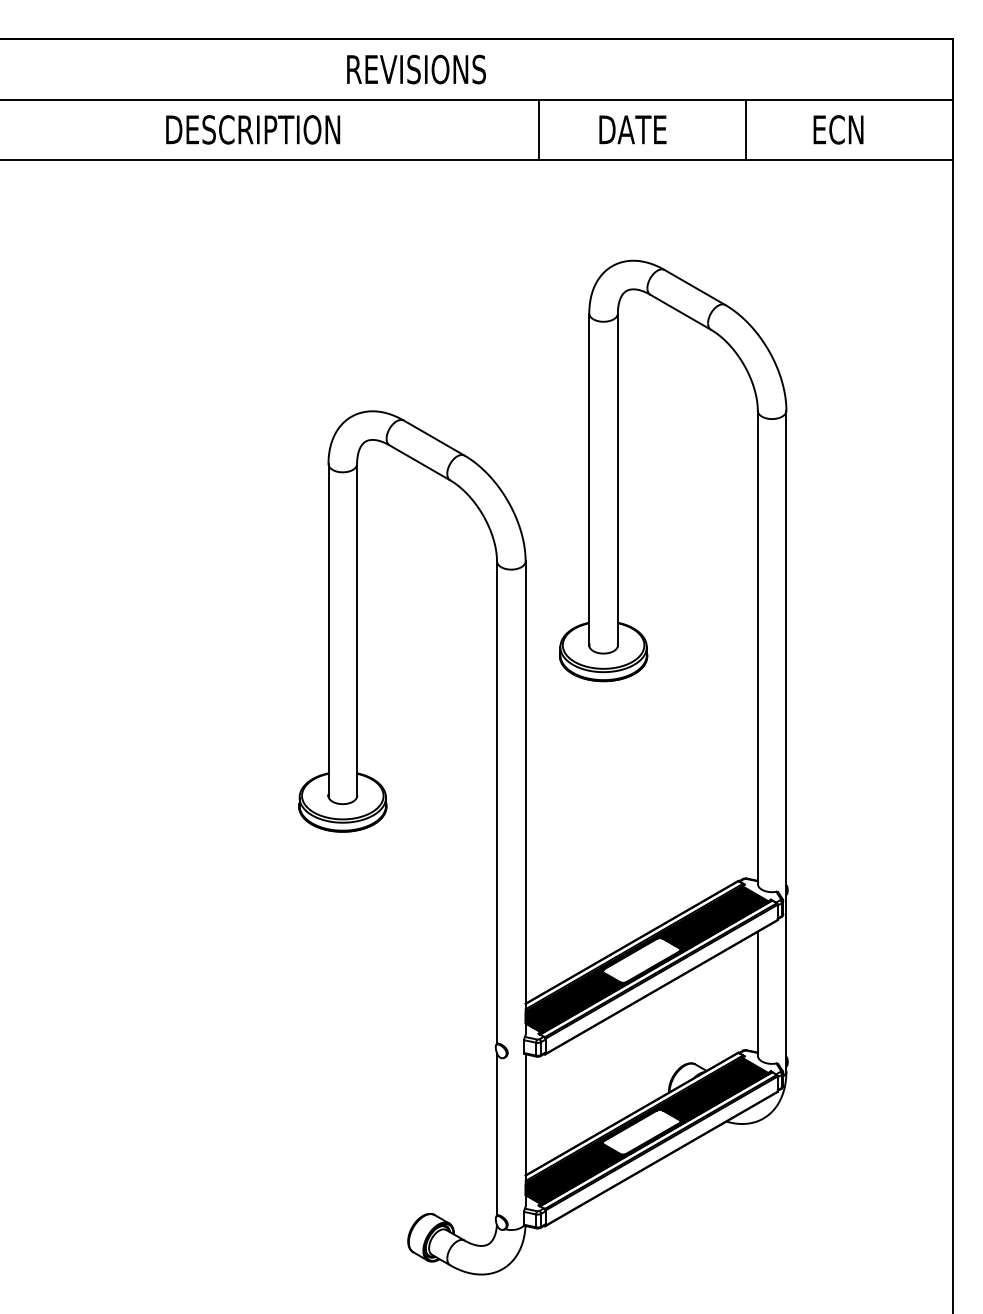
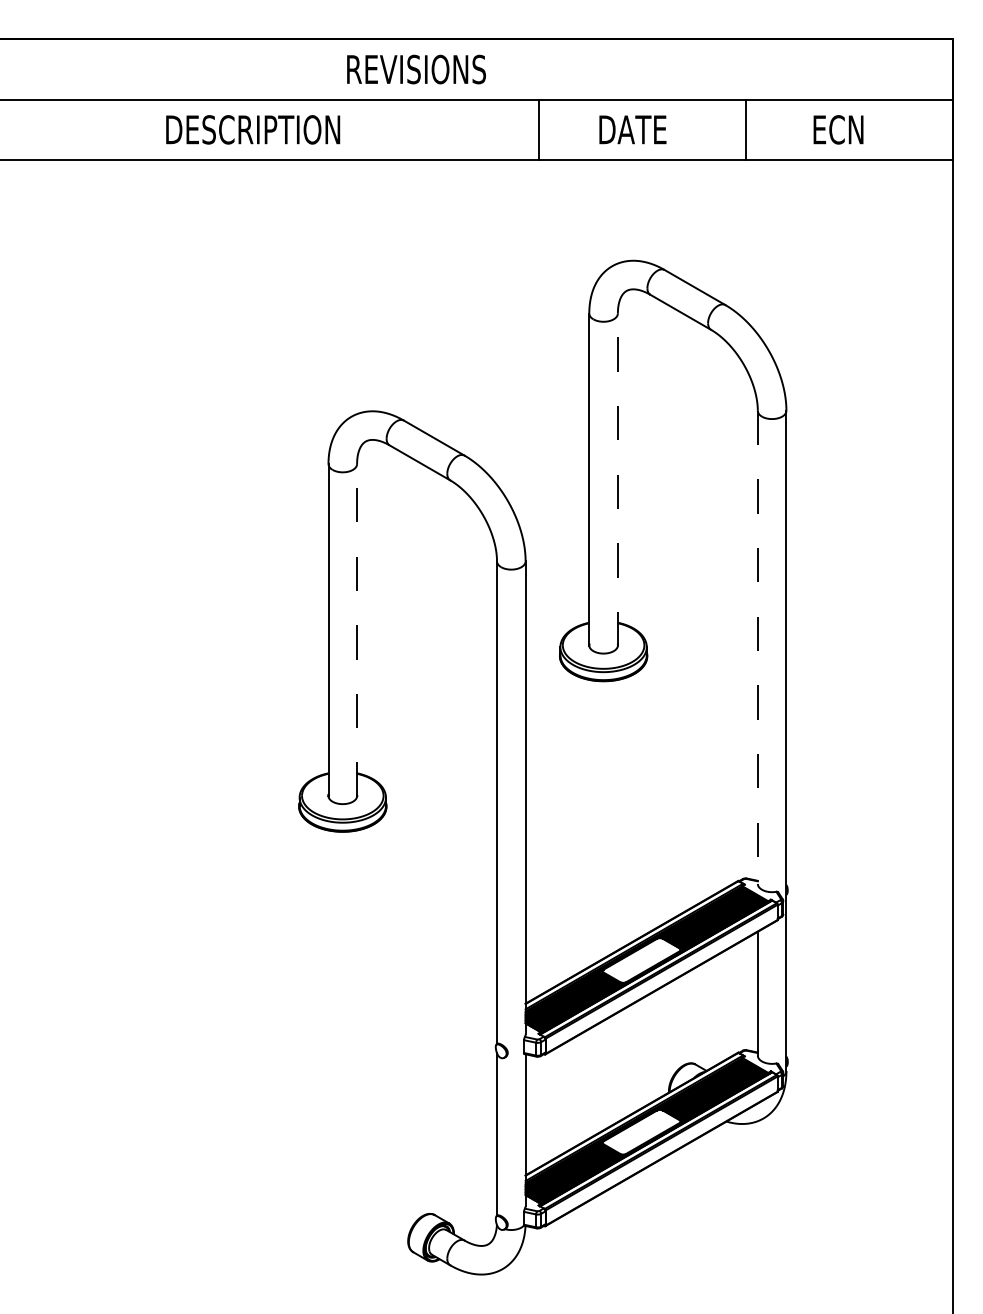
line: solid -> dashed (617, 479)
line: solid -> dashed (357, 629)
line: solid -> dashed (757, 647)
